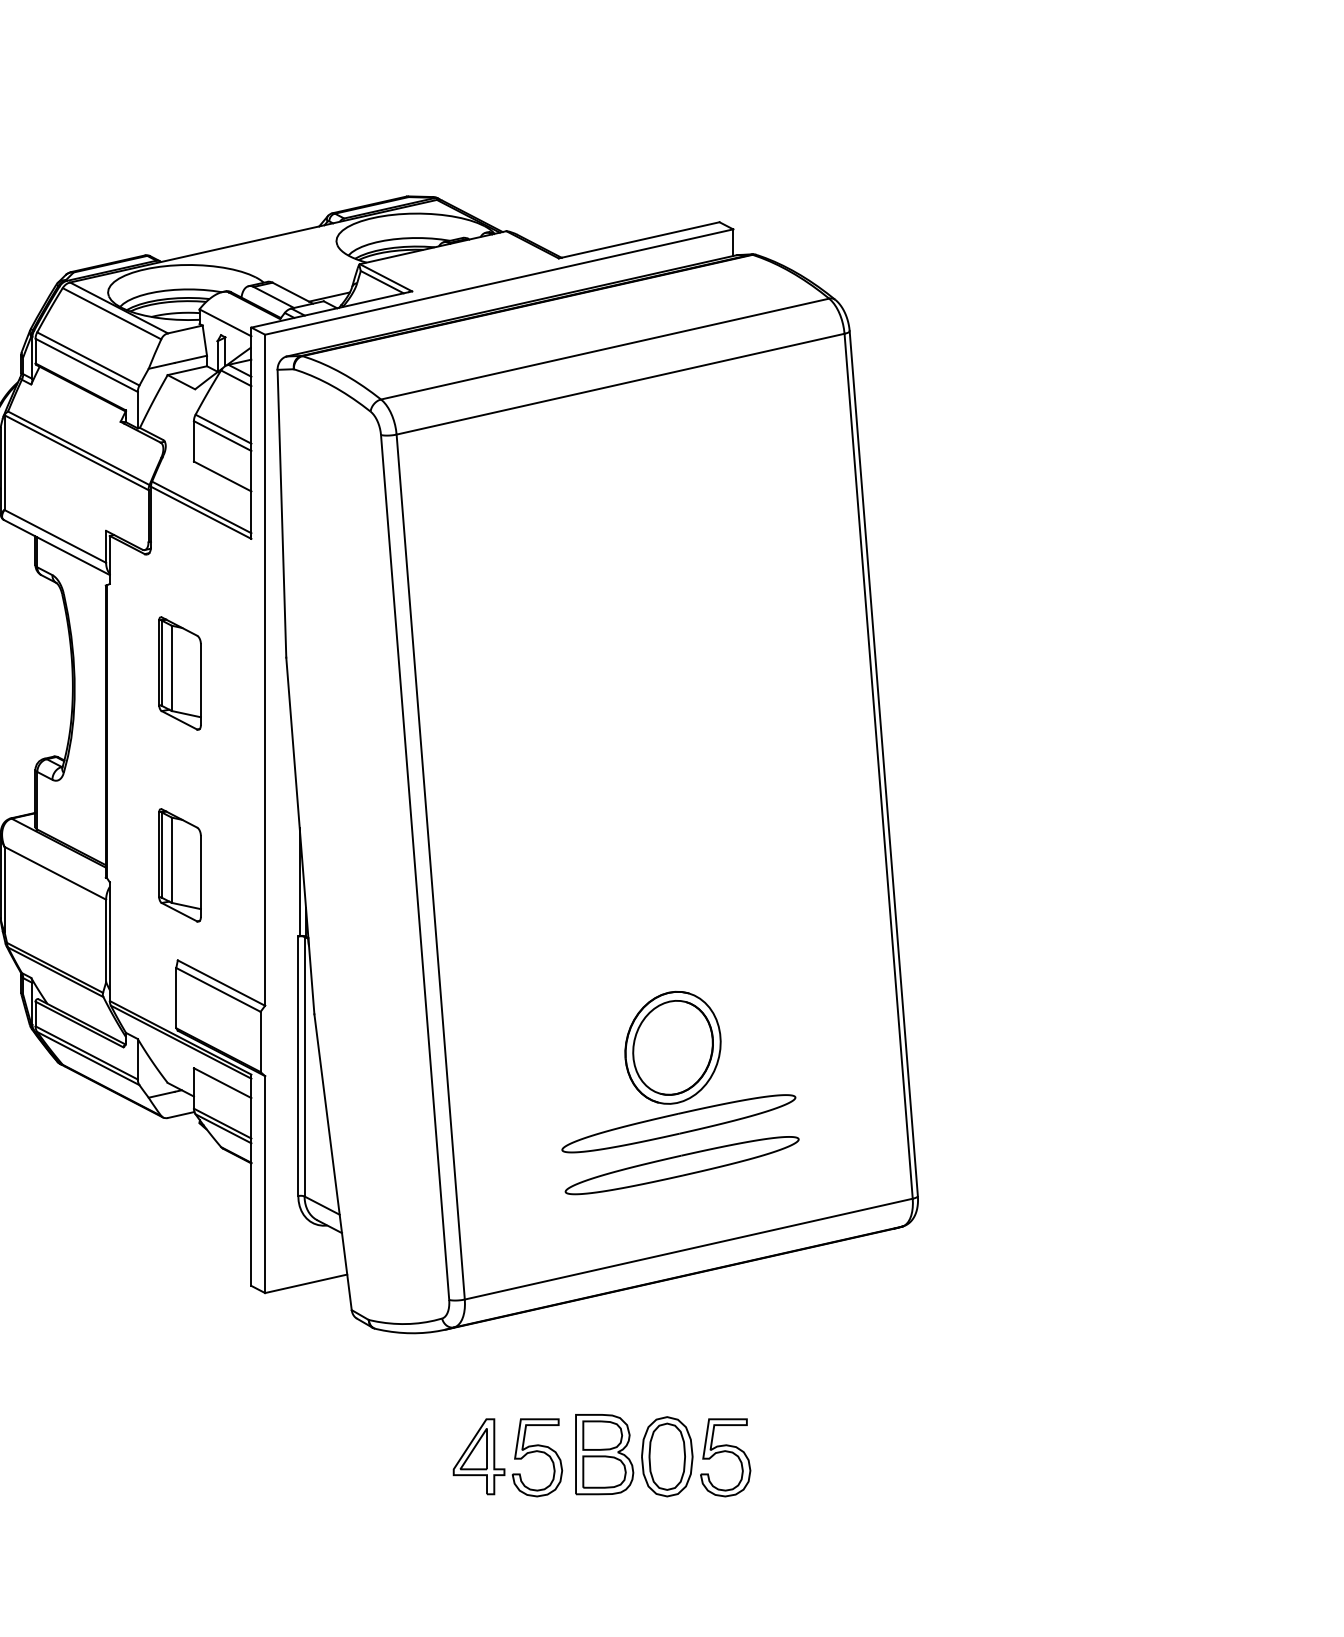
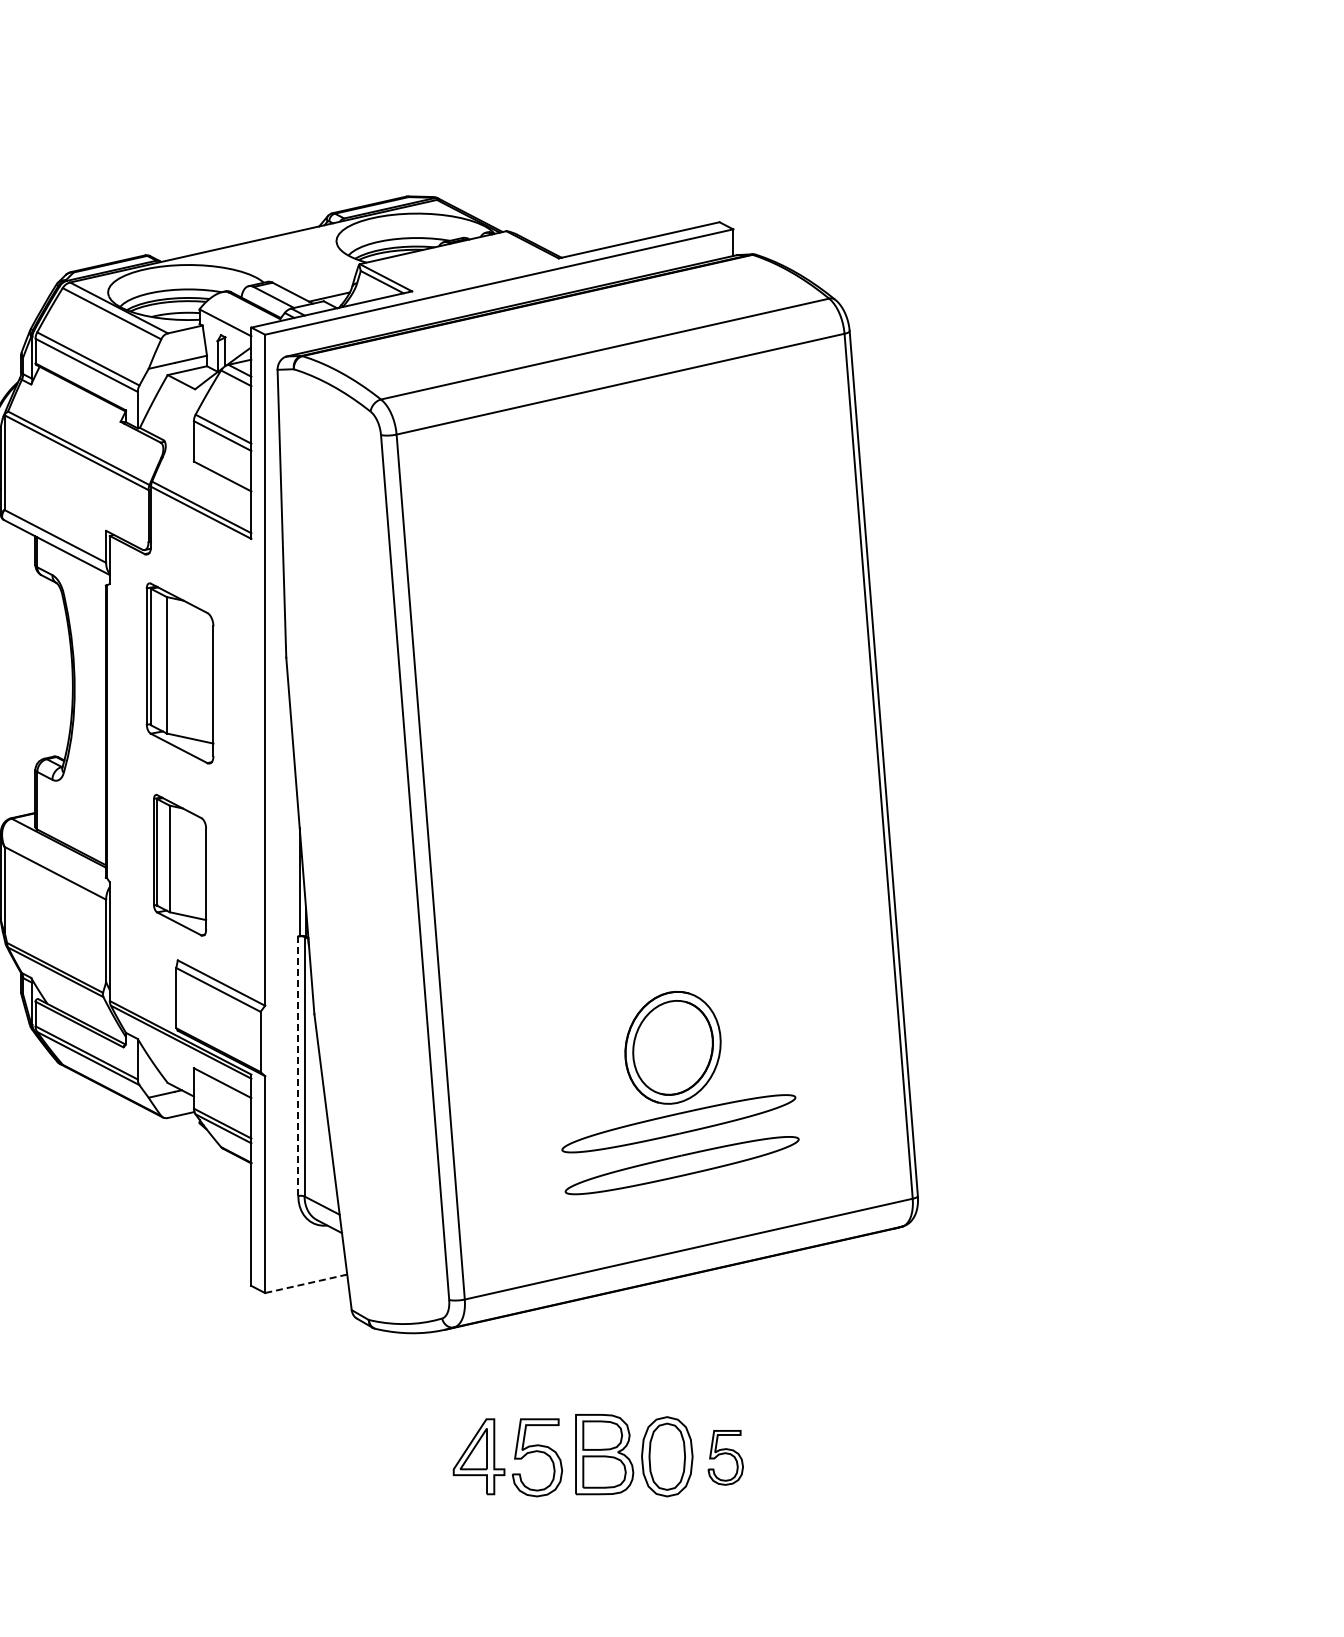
part size: 44x115 px -> 70x183 px (179, 673)
part size: 44x115 px -> 55x143 px (180, 865)
line: solid -> dashed (298, 1066)
line: solid -> dashed (305, 1283)
part size: 52x80 px -> 37x56 px (725, 1457)
